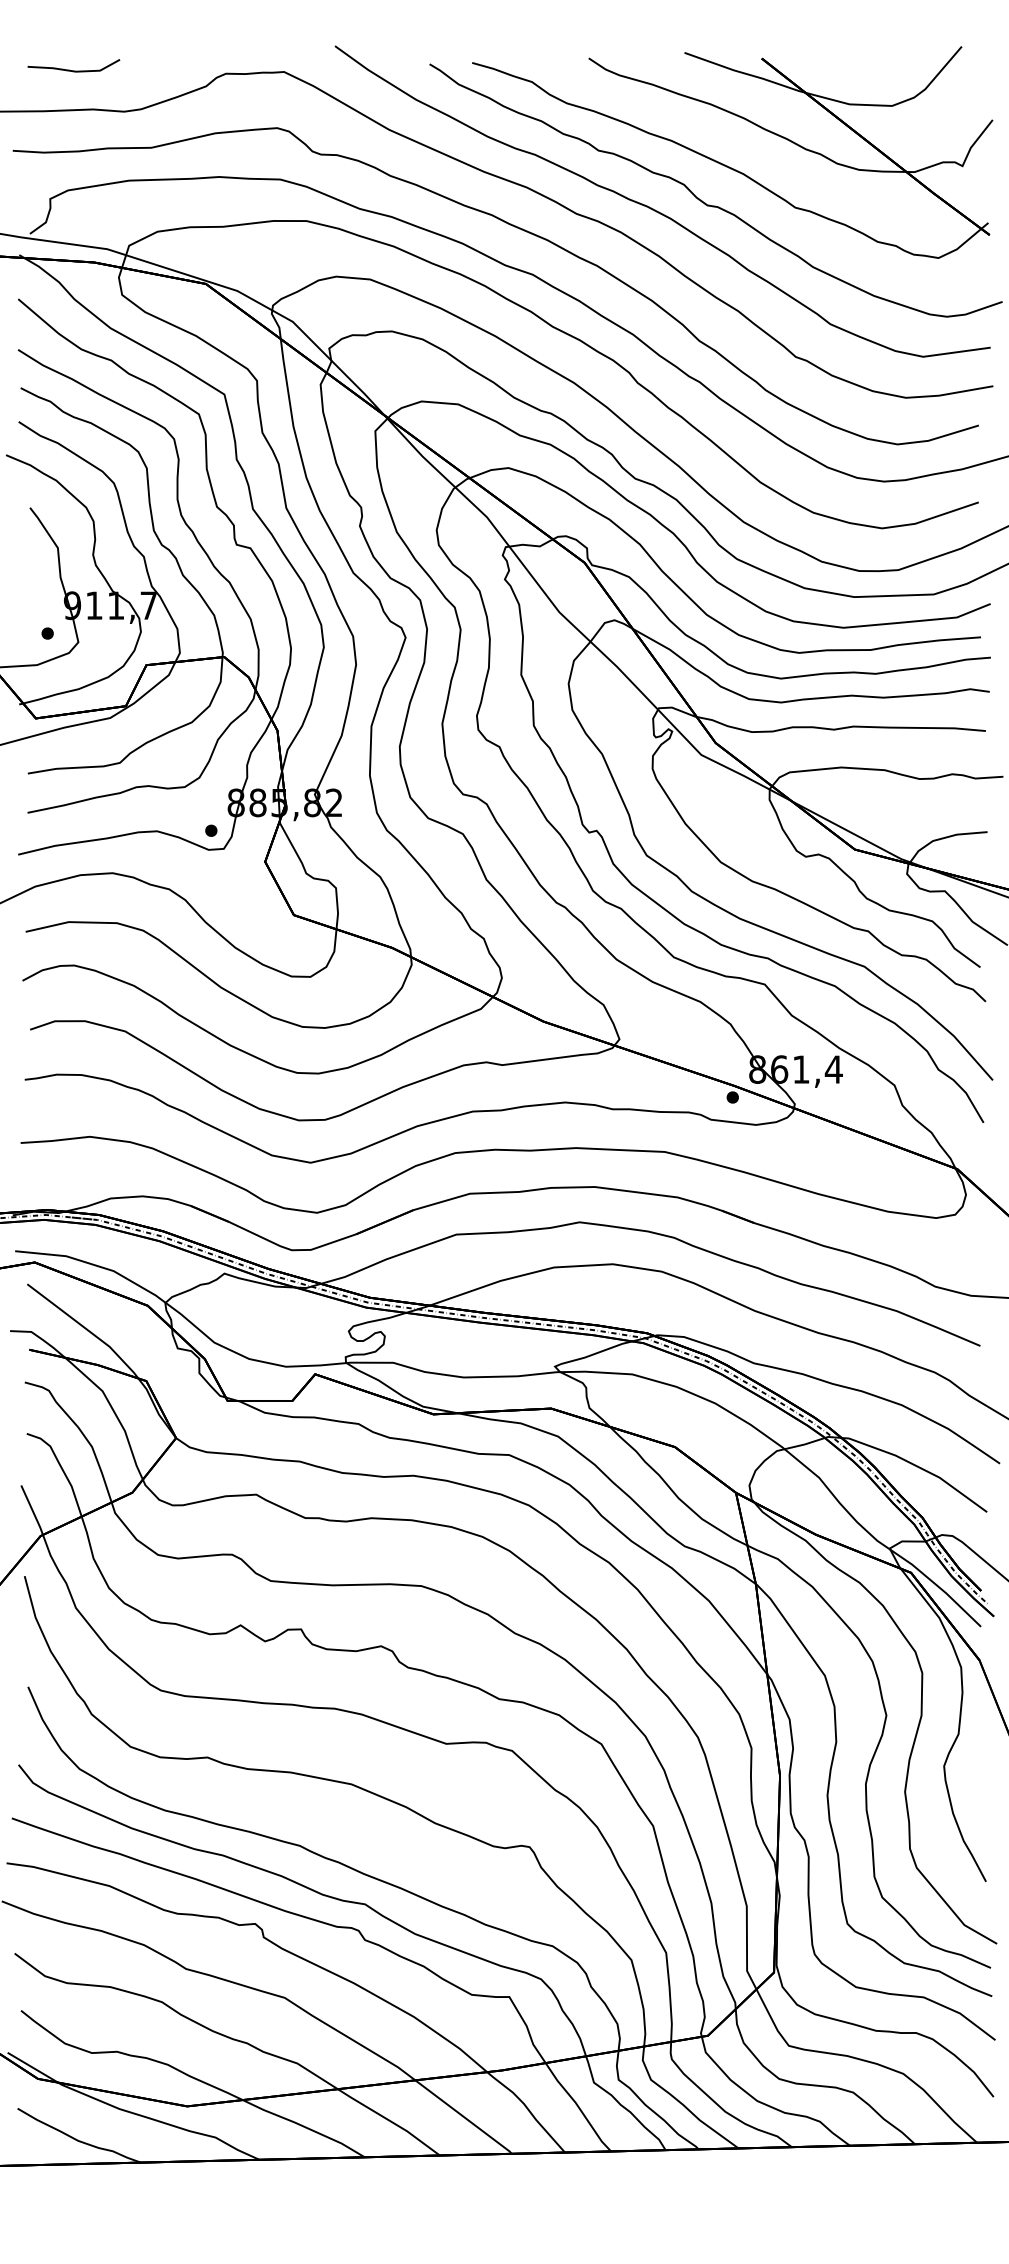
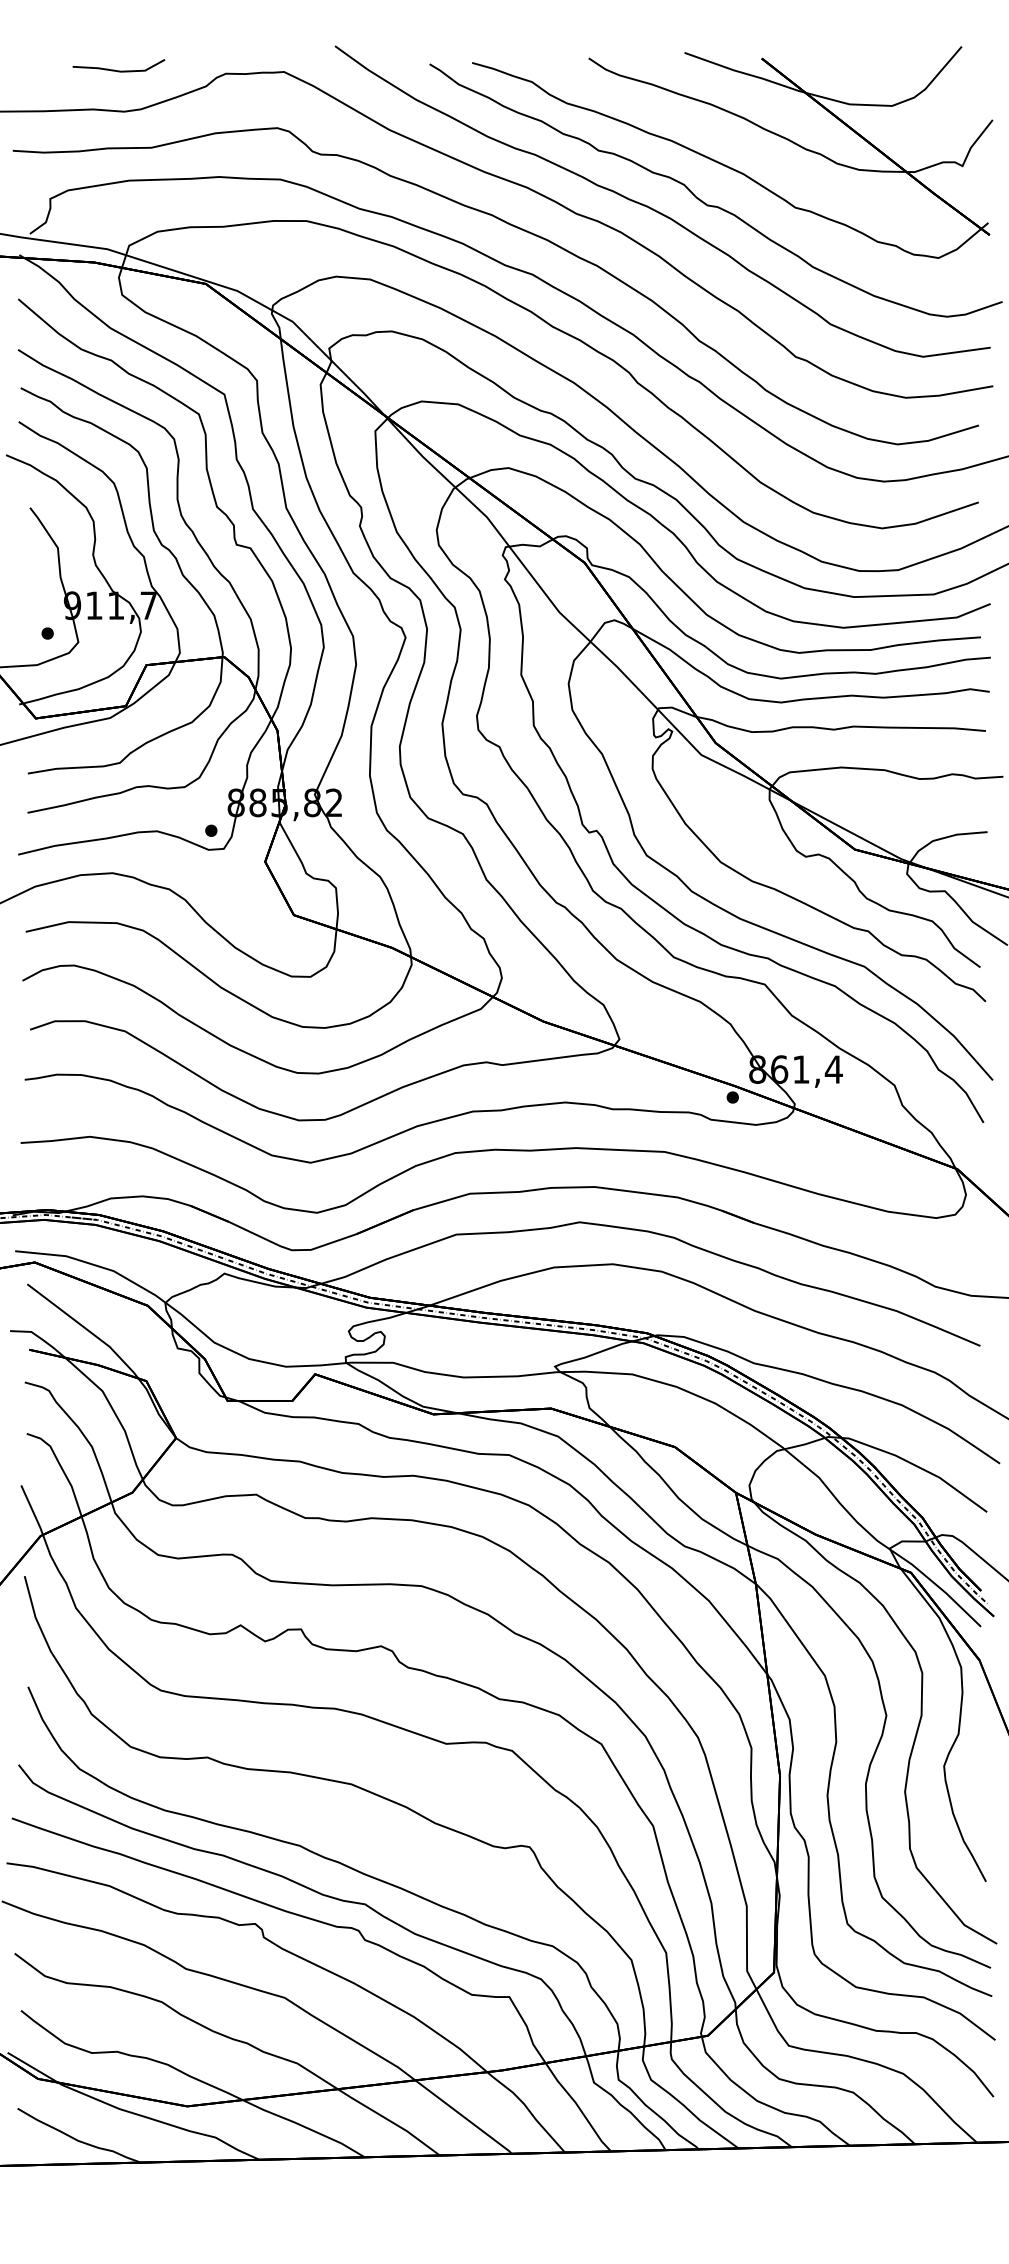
line position: (73, 70) -> (118, 70) (118, 70)
